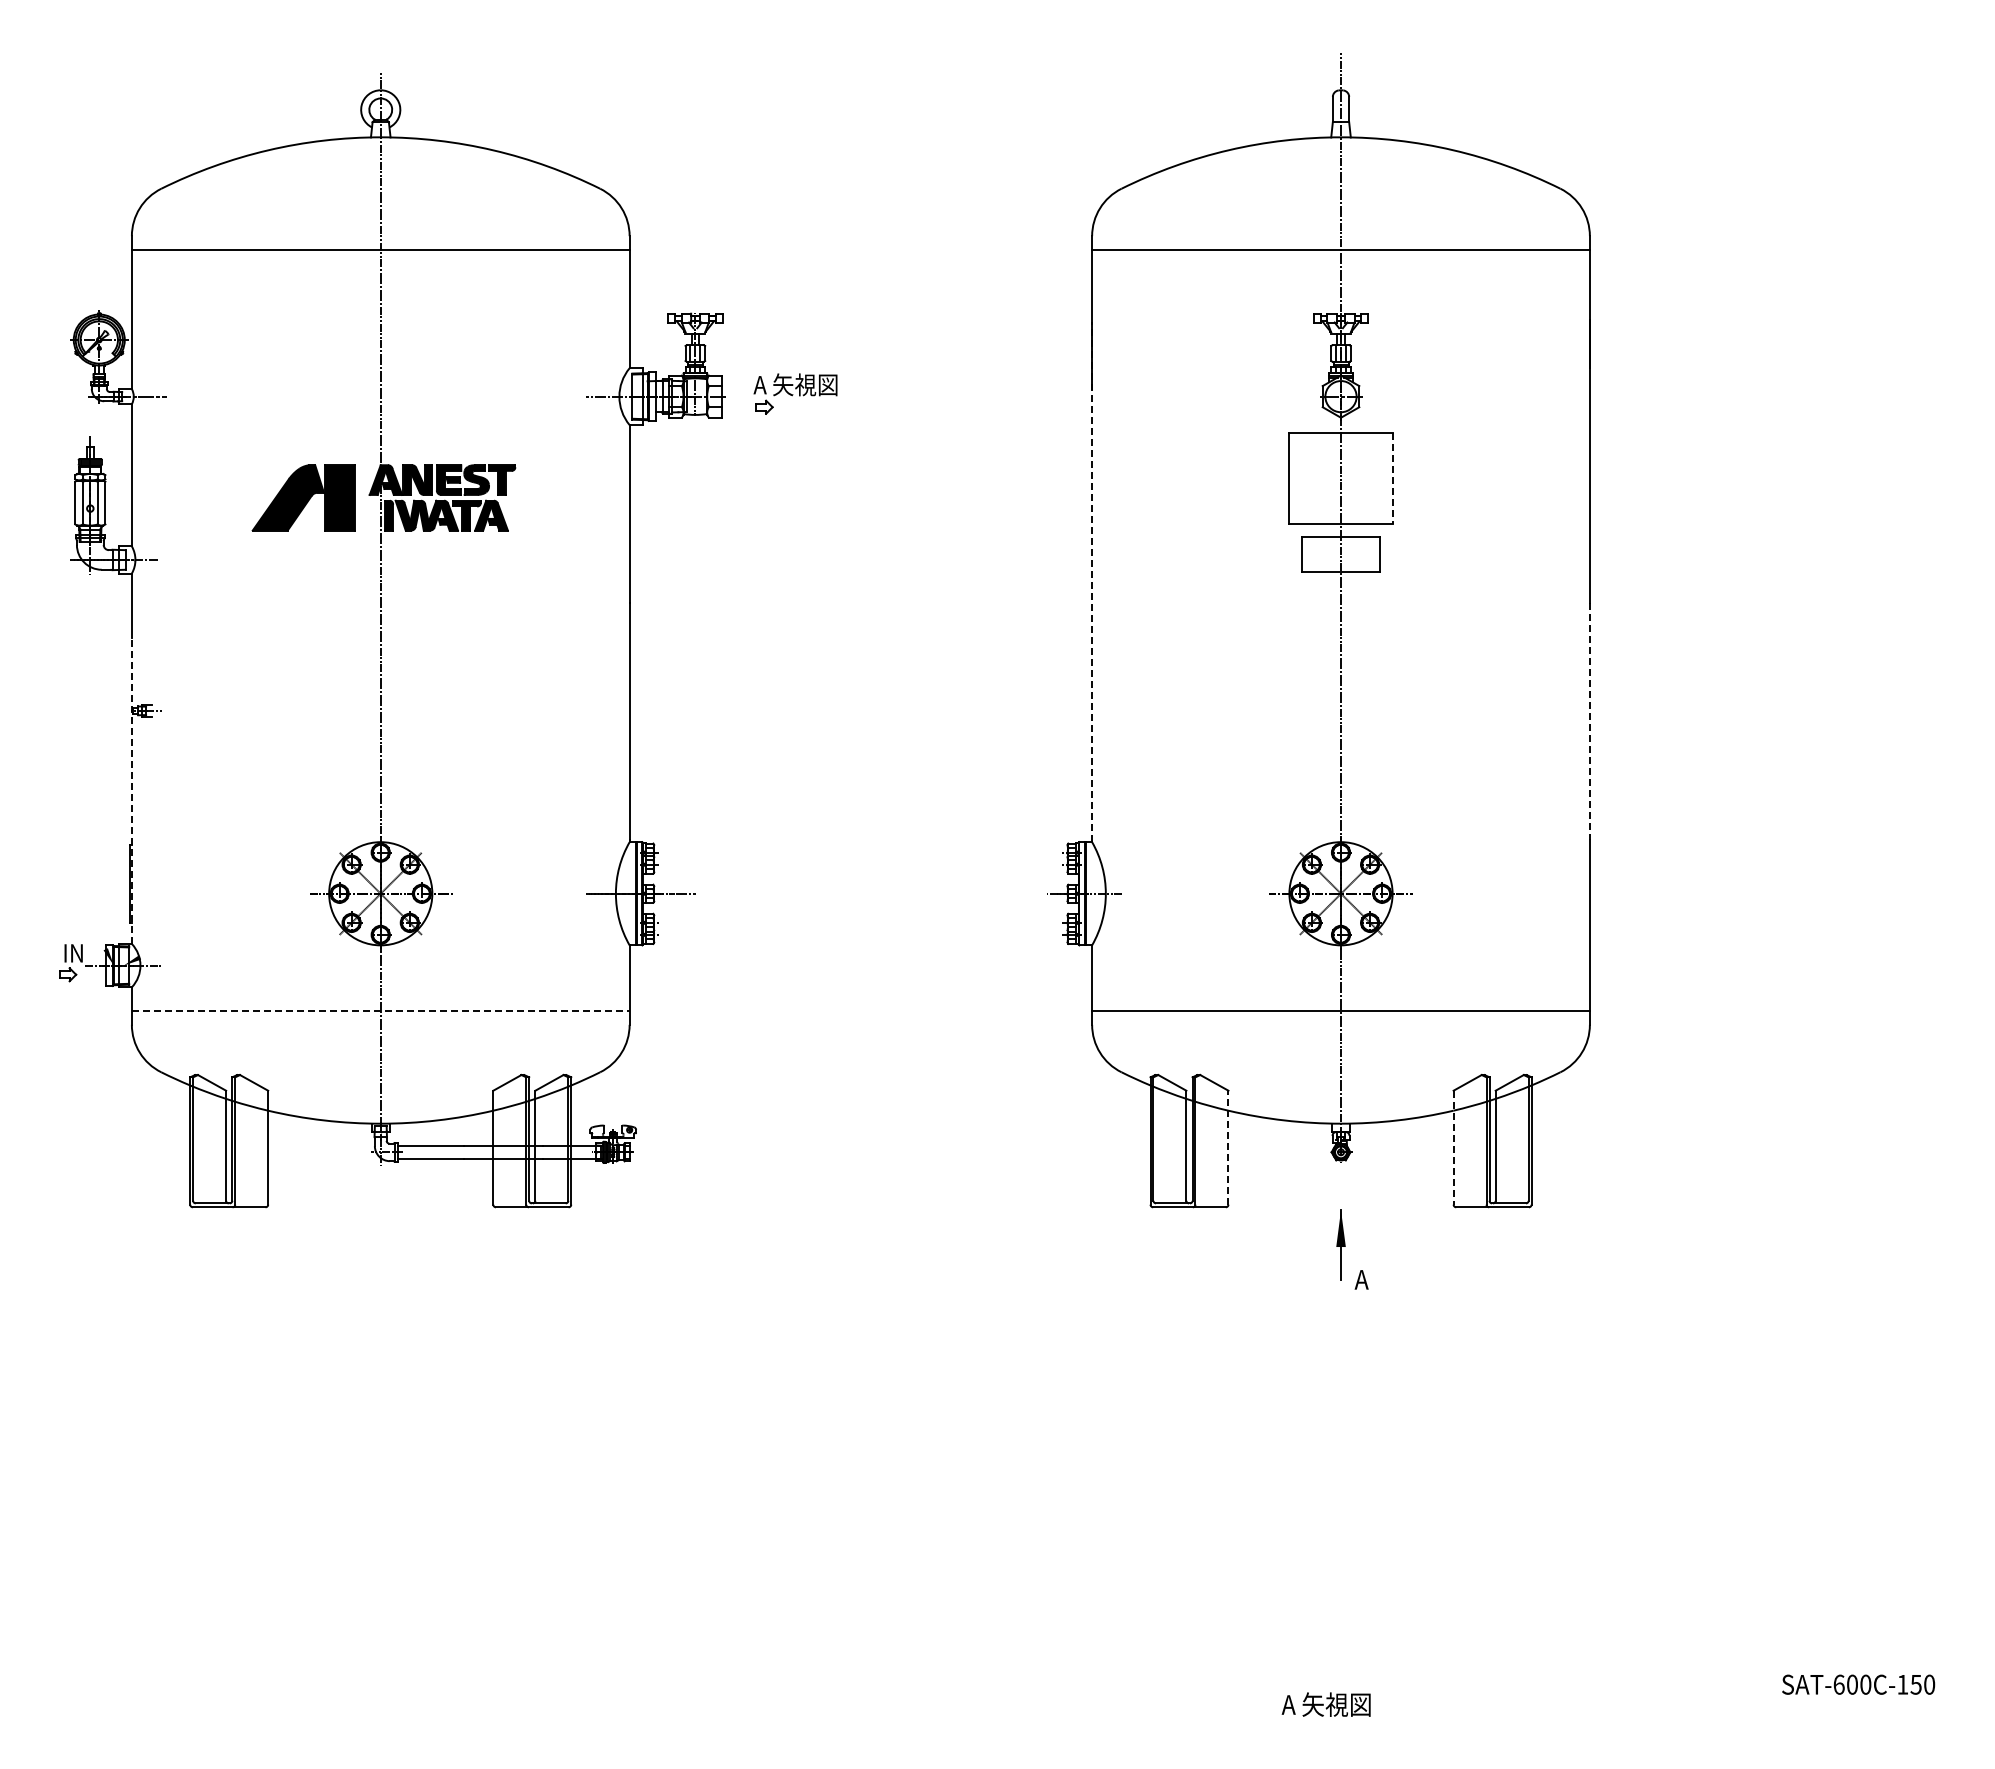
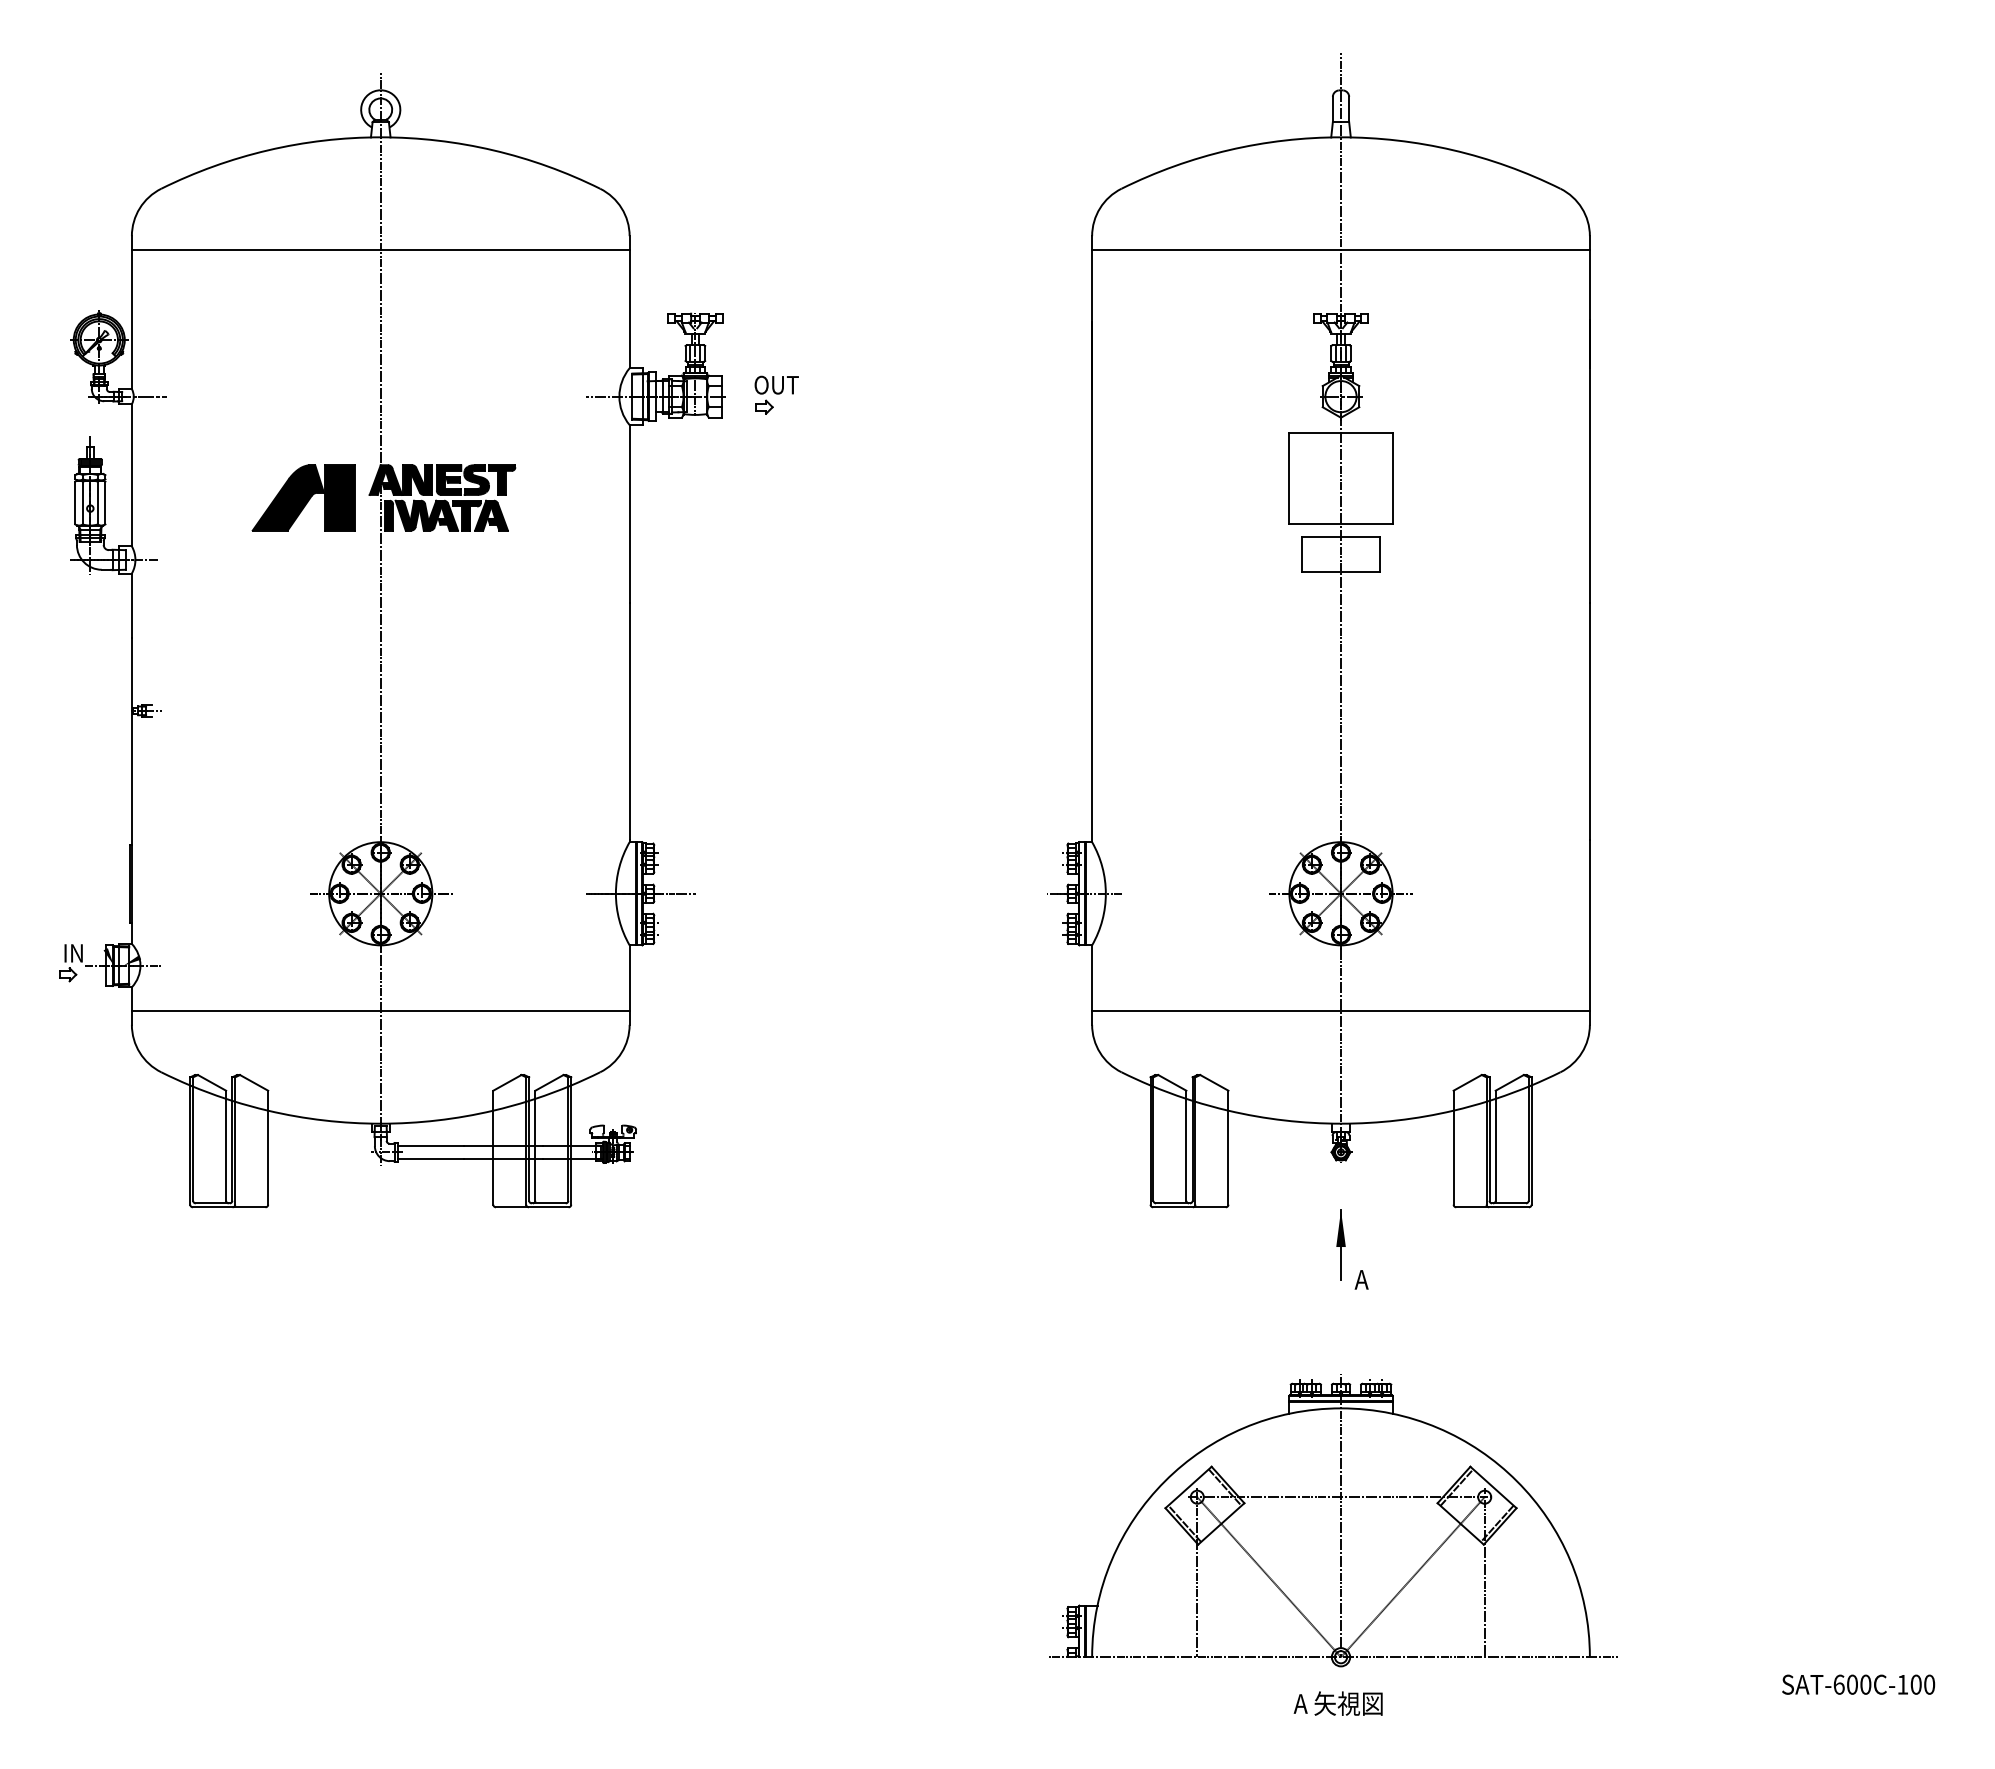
text: A 矢視図 -> OUT (795, 384)
line: dashed -> solid (1393, 478)
line: dashed -> solid (1092, 581)
line: dashed -> solid (1589, 722)
line: dashed -> solid (131, 790)
line: dashed -> solid (380, 1011)
line: dashed -> solid (1228, 1147)
line: dashed -> solid (1453, 1147)
part: none -> present (1340, 1519)
text: SAT-600C-150 -> SAT-600C-100 (1915, 1684)
text position: (1325, 1704) -> (1337, 1703) (1337, 1703)
